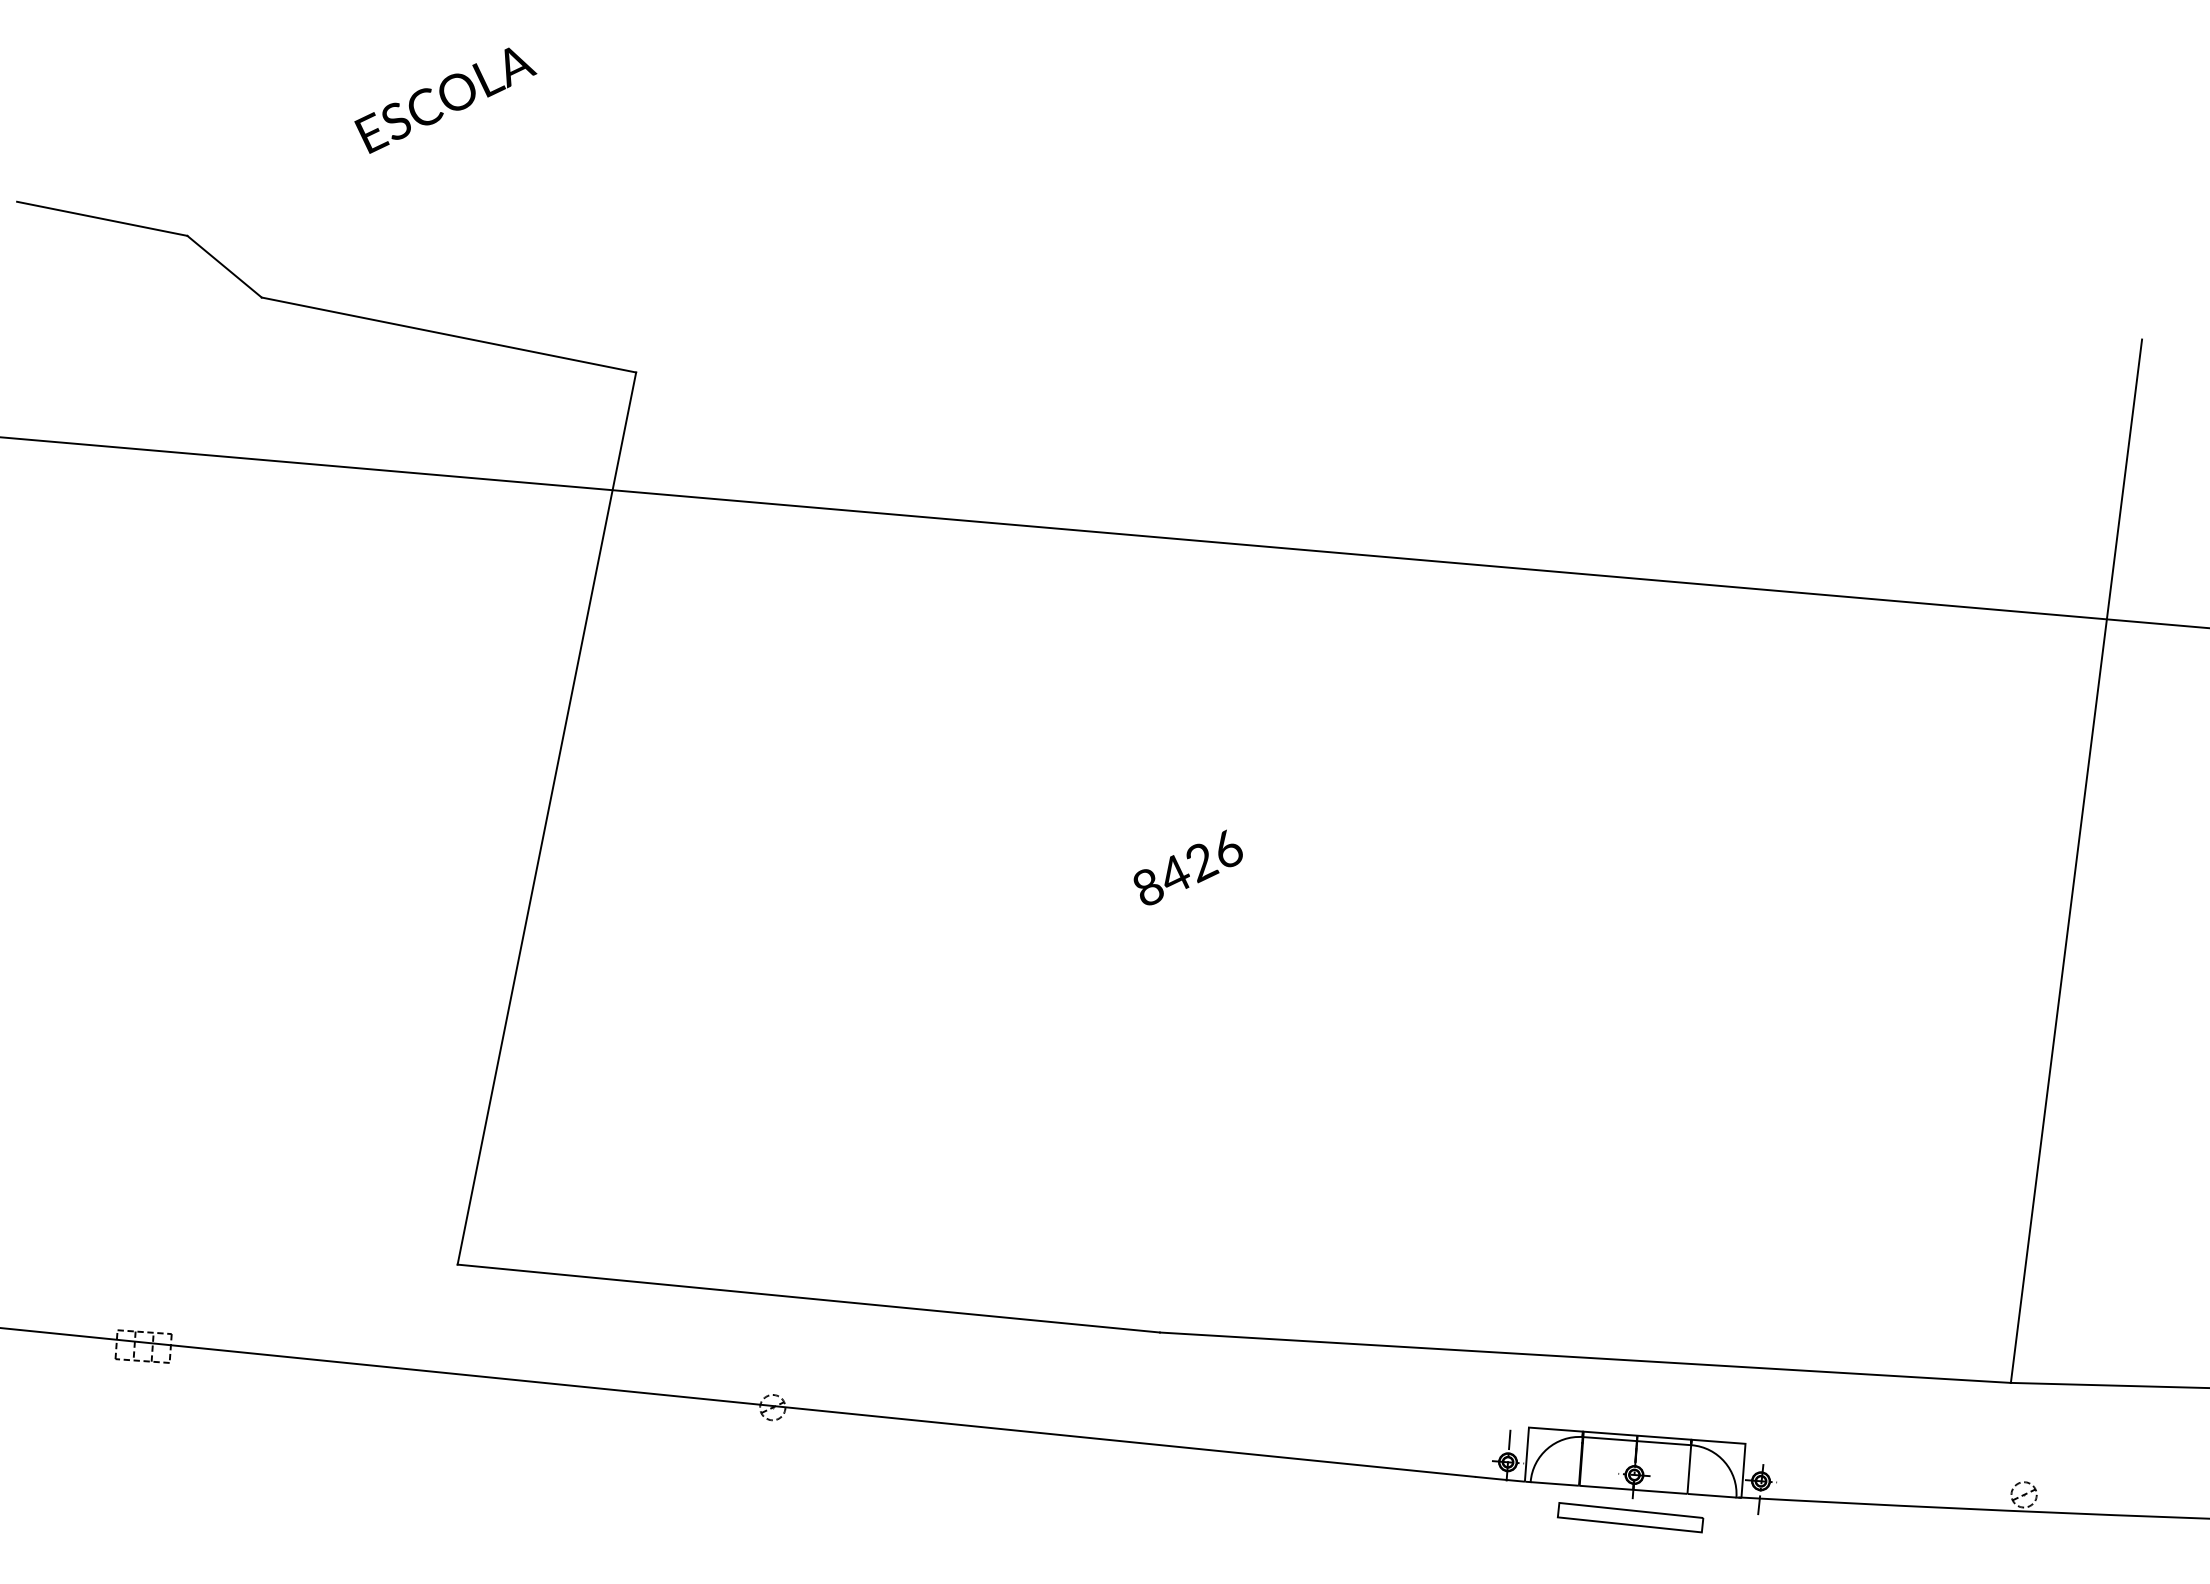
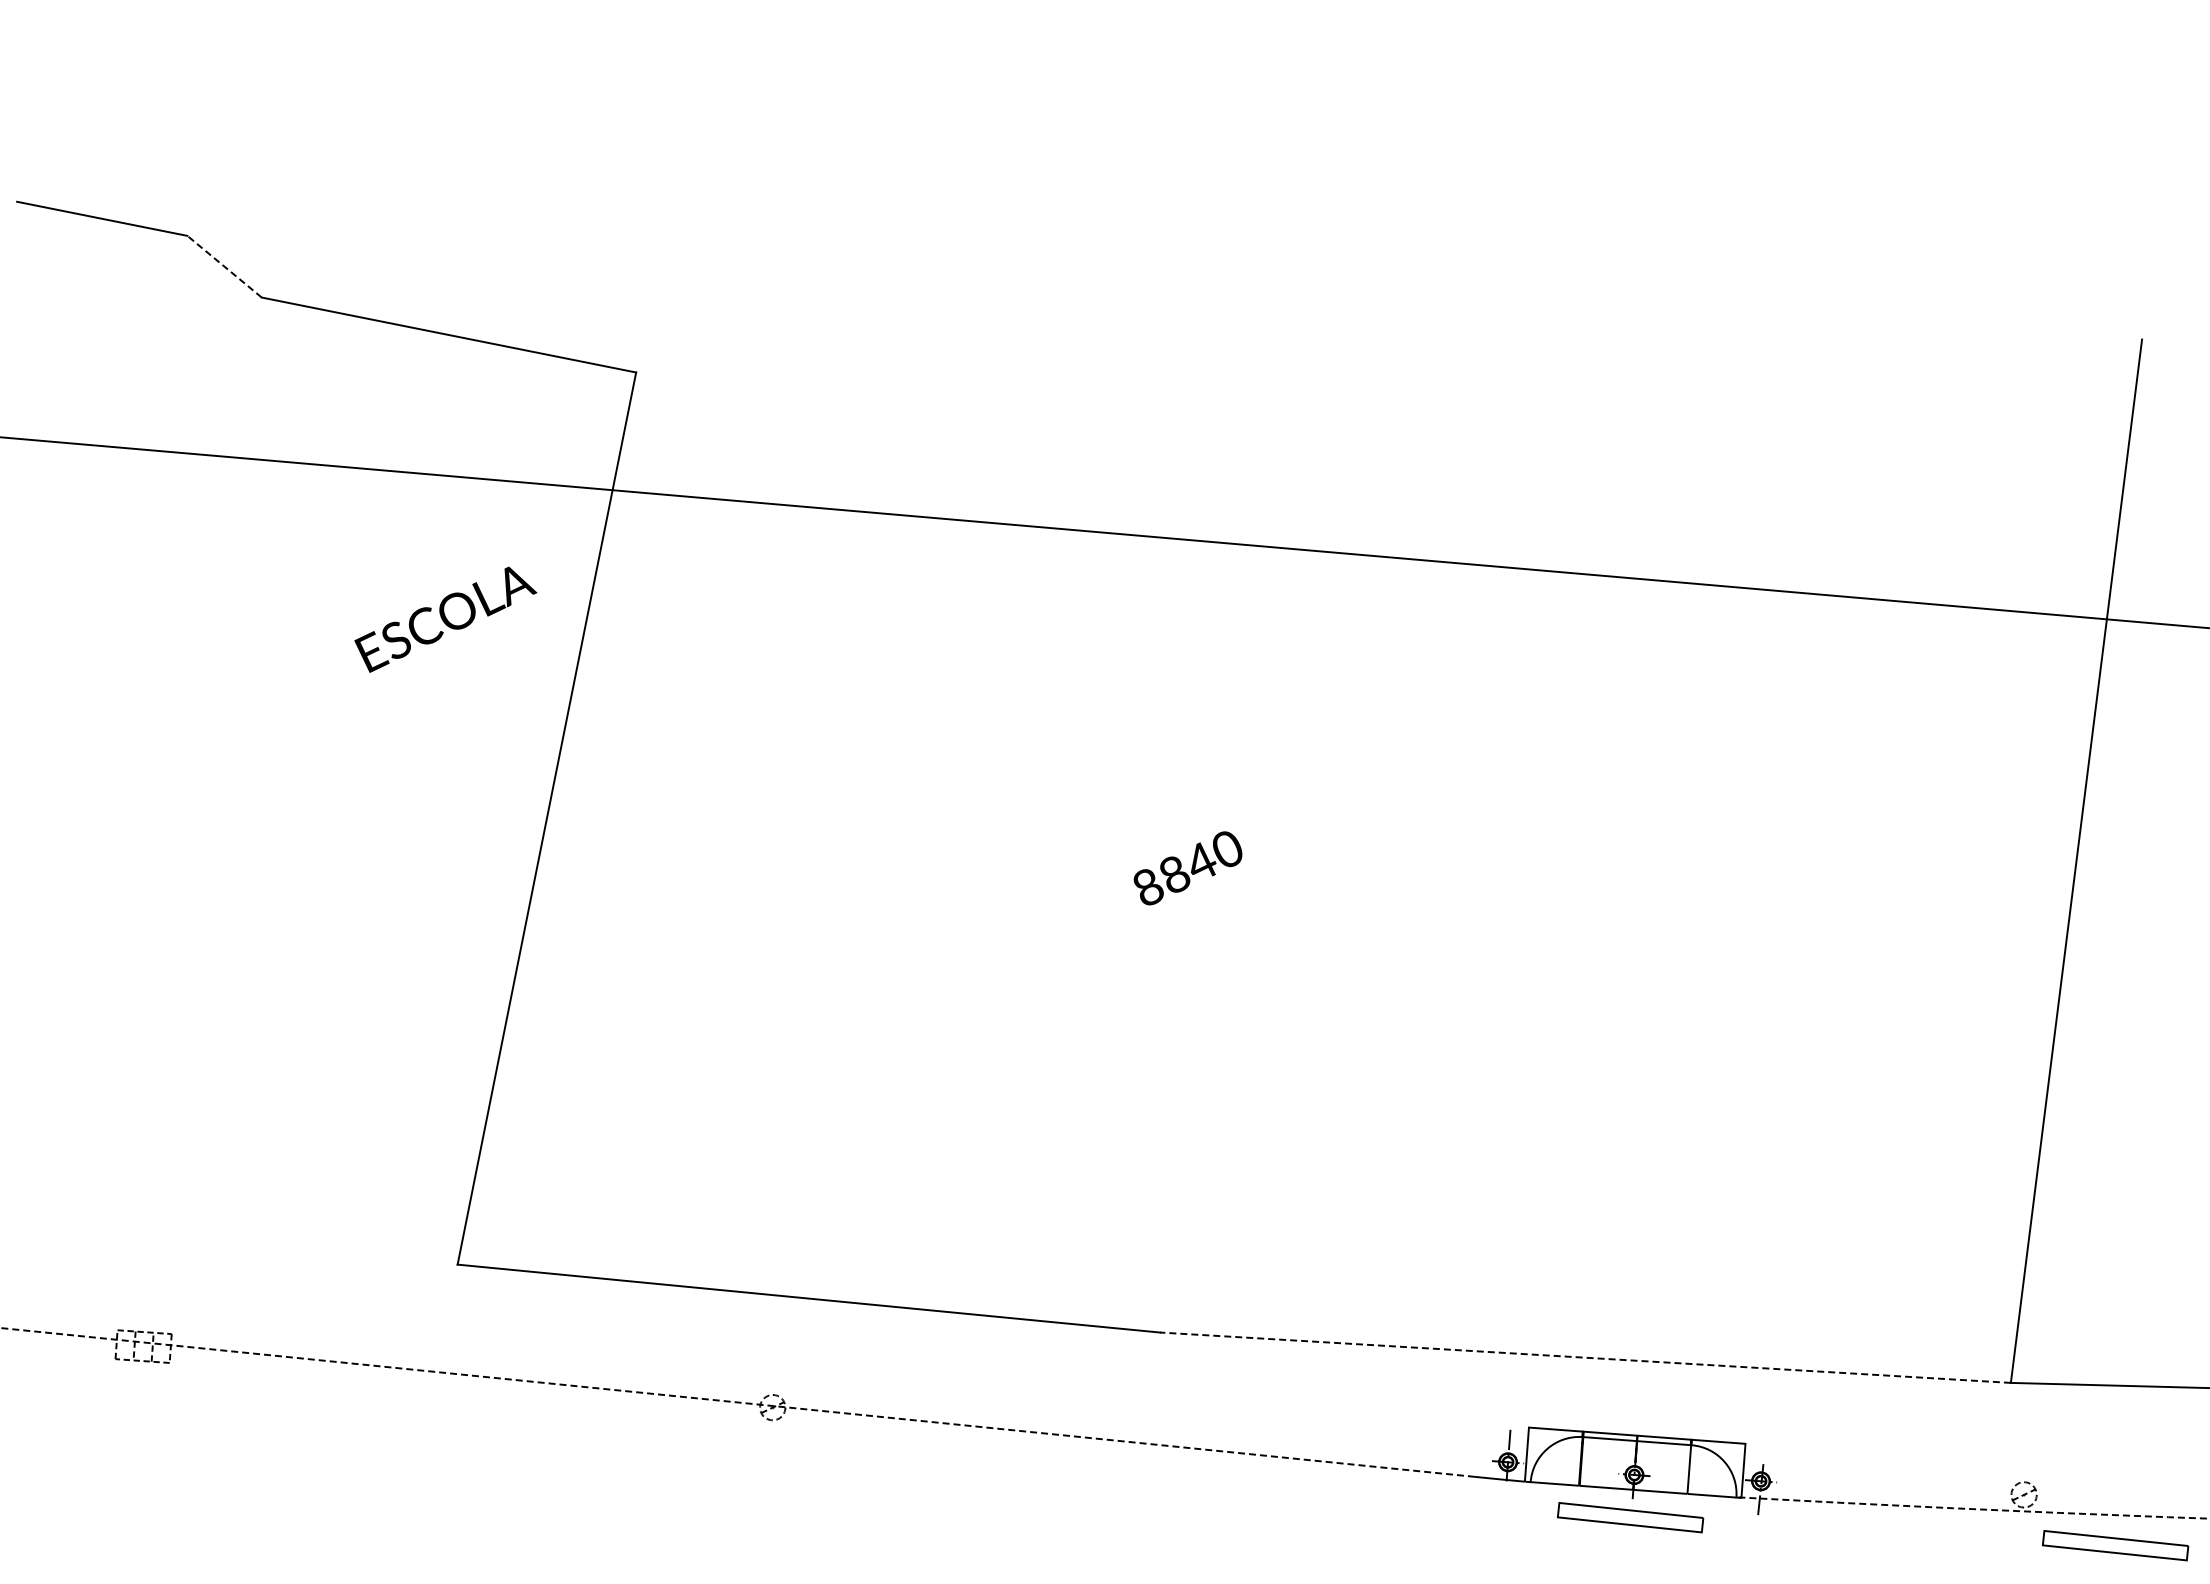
text position: (445, 100) -> (445, 619) (445, 619)
line: solid -> dashed (224, 266)
text: 8426 -> 8840 (1201, 860)
line: solid -> dashed (1584, 1357)
line: solid -> dashed (737, 1402)
arc: solid -> dashed (1974, 1509)
part: none -> present (2115, 1545)
